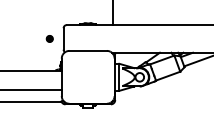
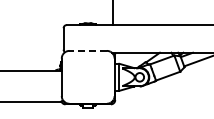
part: present -> none (49, 38)
line: solid -> dashed (88, 50)
line: present -> none (31, 90)
